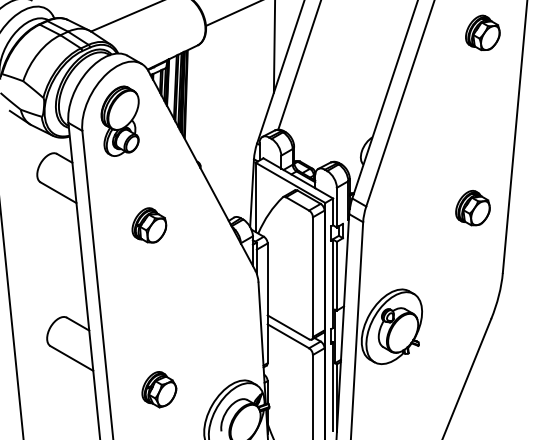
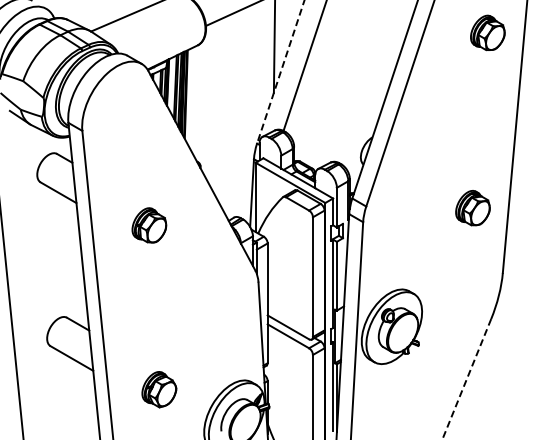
part position: (482, 32) -> (487, 32) (487, 32)
line position: (299, 65) -> (304, 66) (304, 66)
line: solid -> dashed (280, 72)
part: present -> none (119, 120)
line: solid -> dashed (466, 379)
